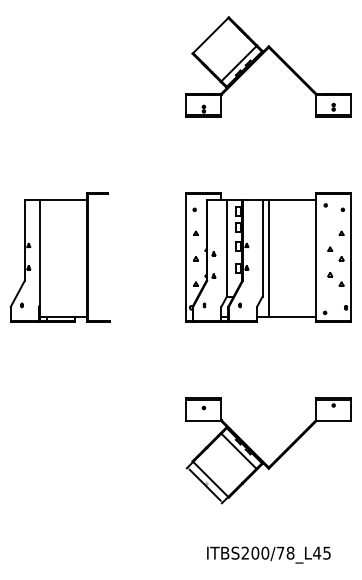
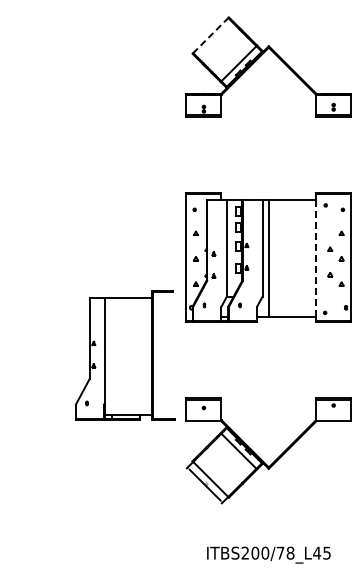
line: solid -> dashed (210, 35)
part position: (59, 257) -> (124, 355) (124, 355)
line: solid -> dashed (316, 258)
